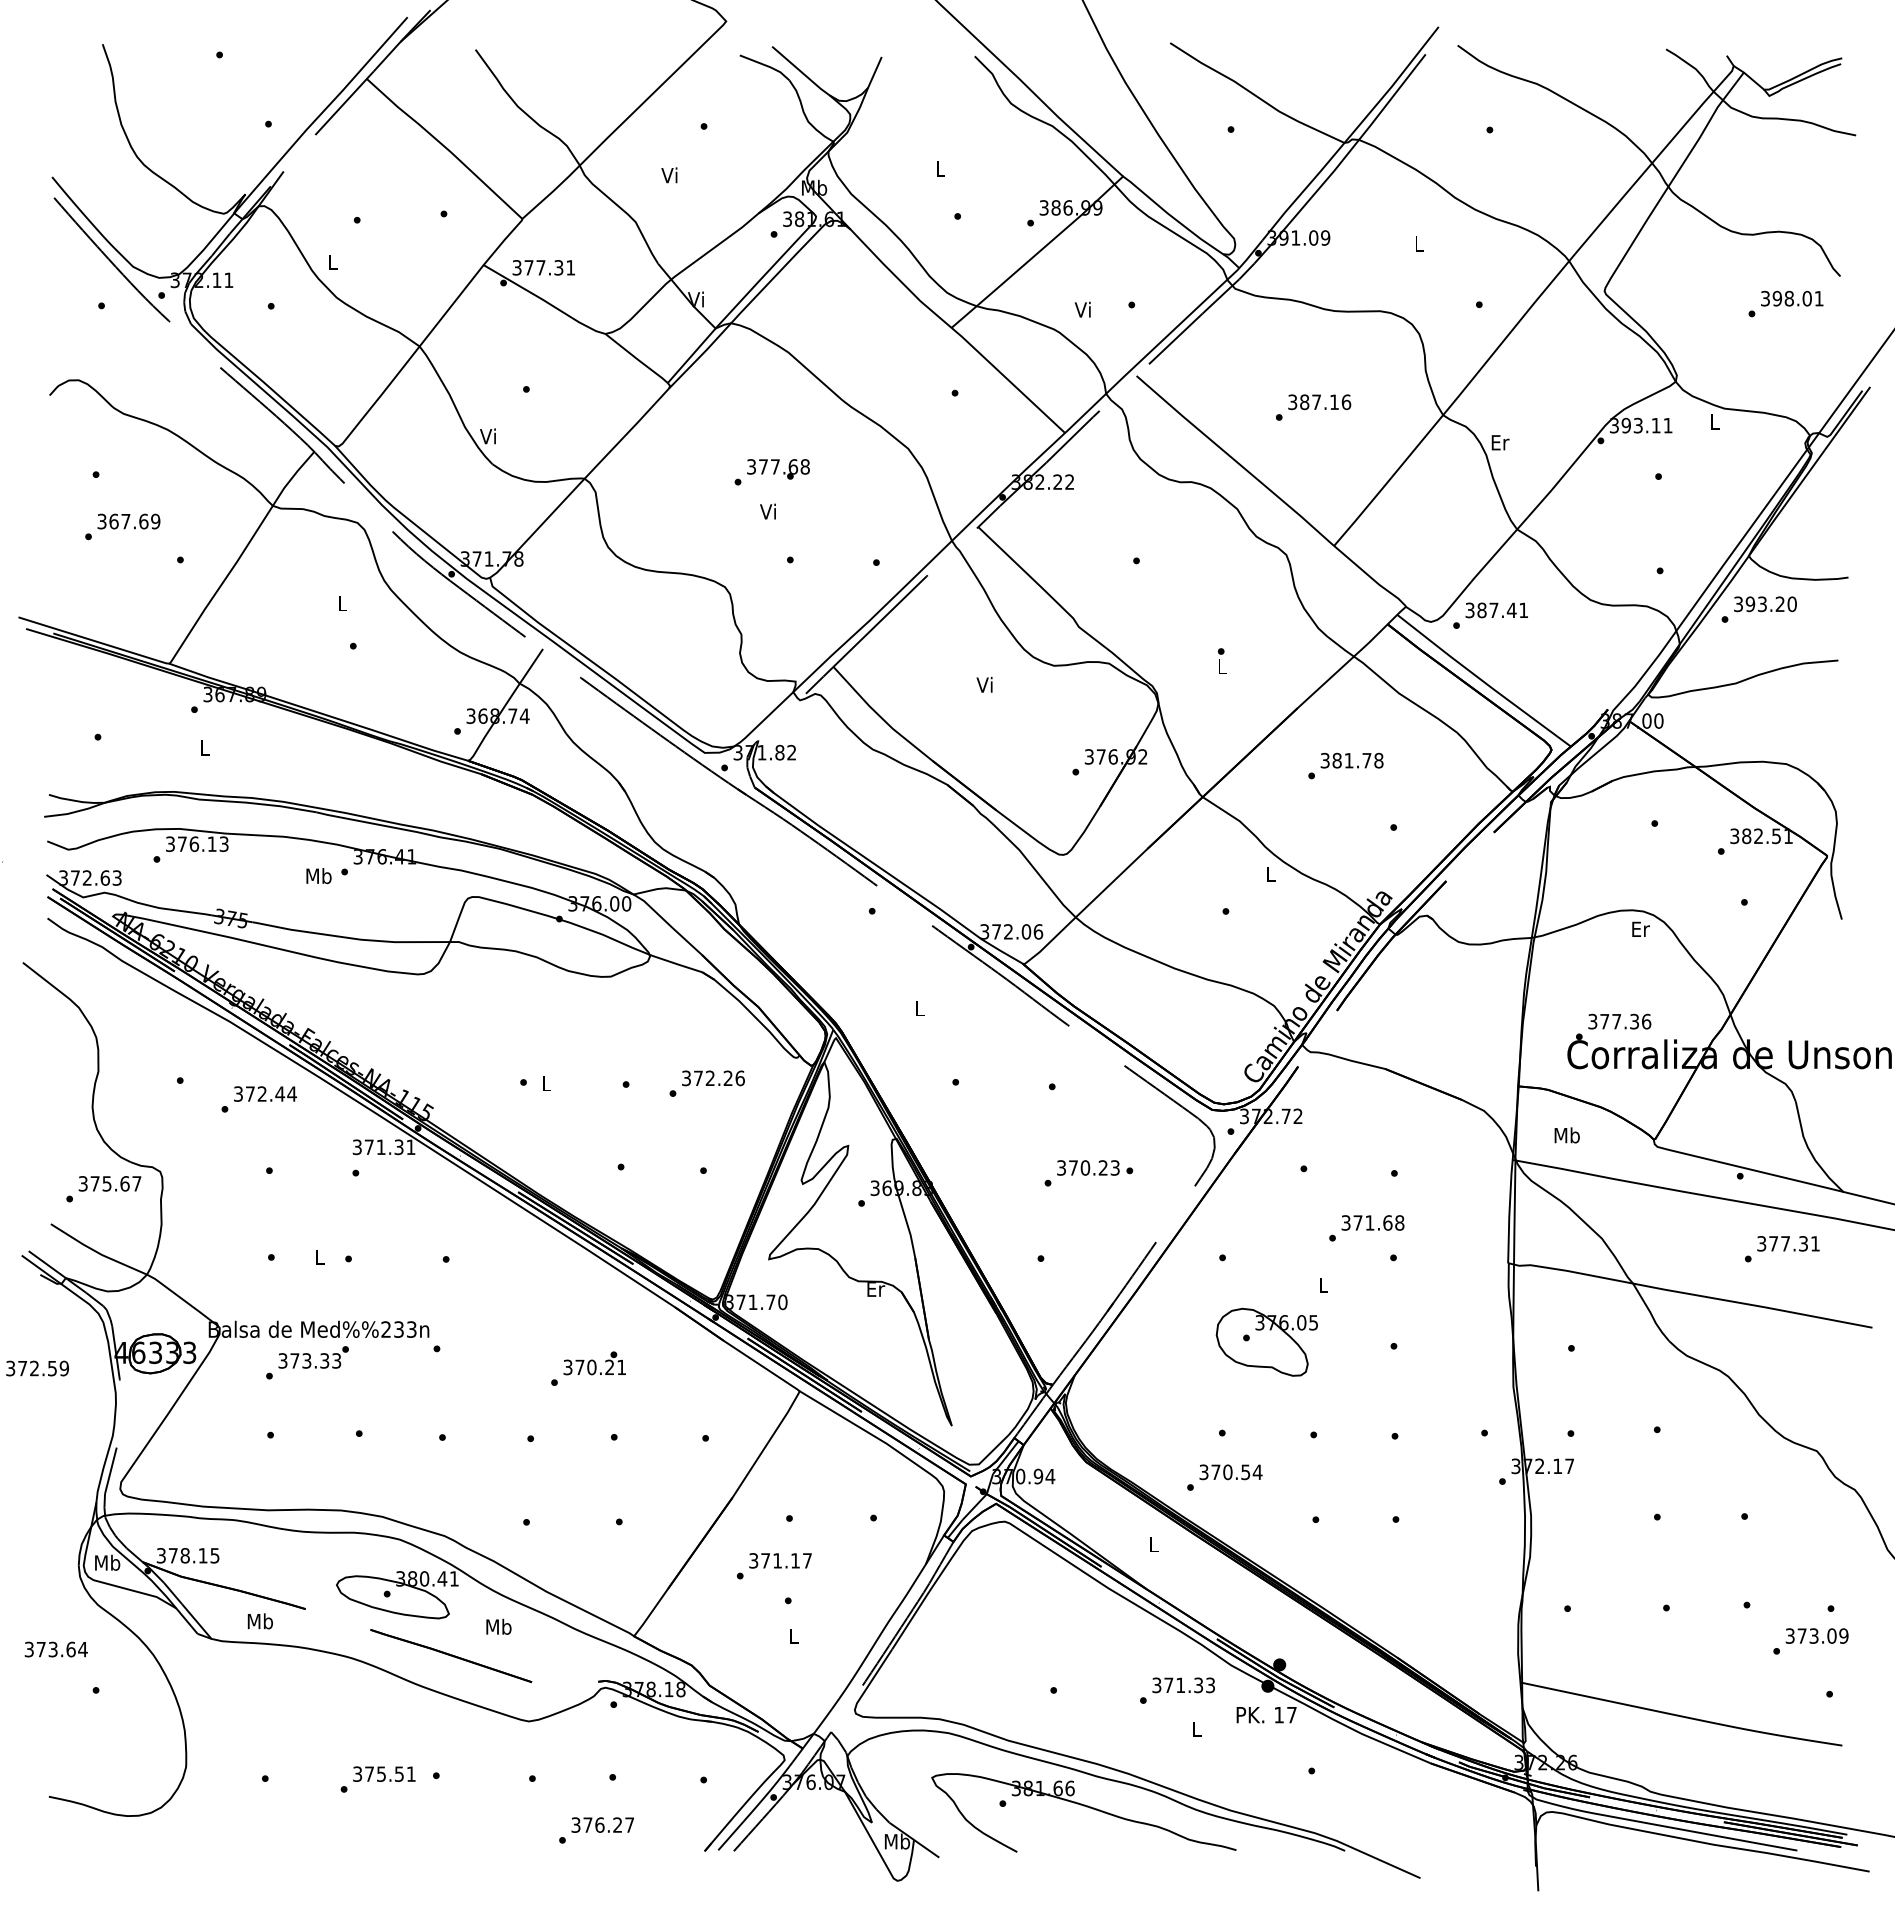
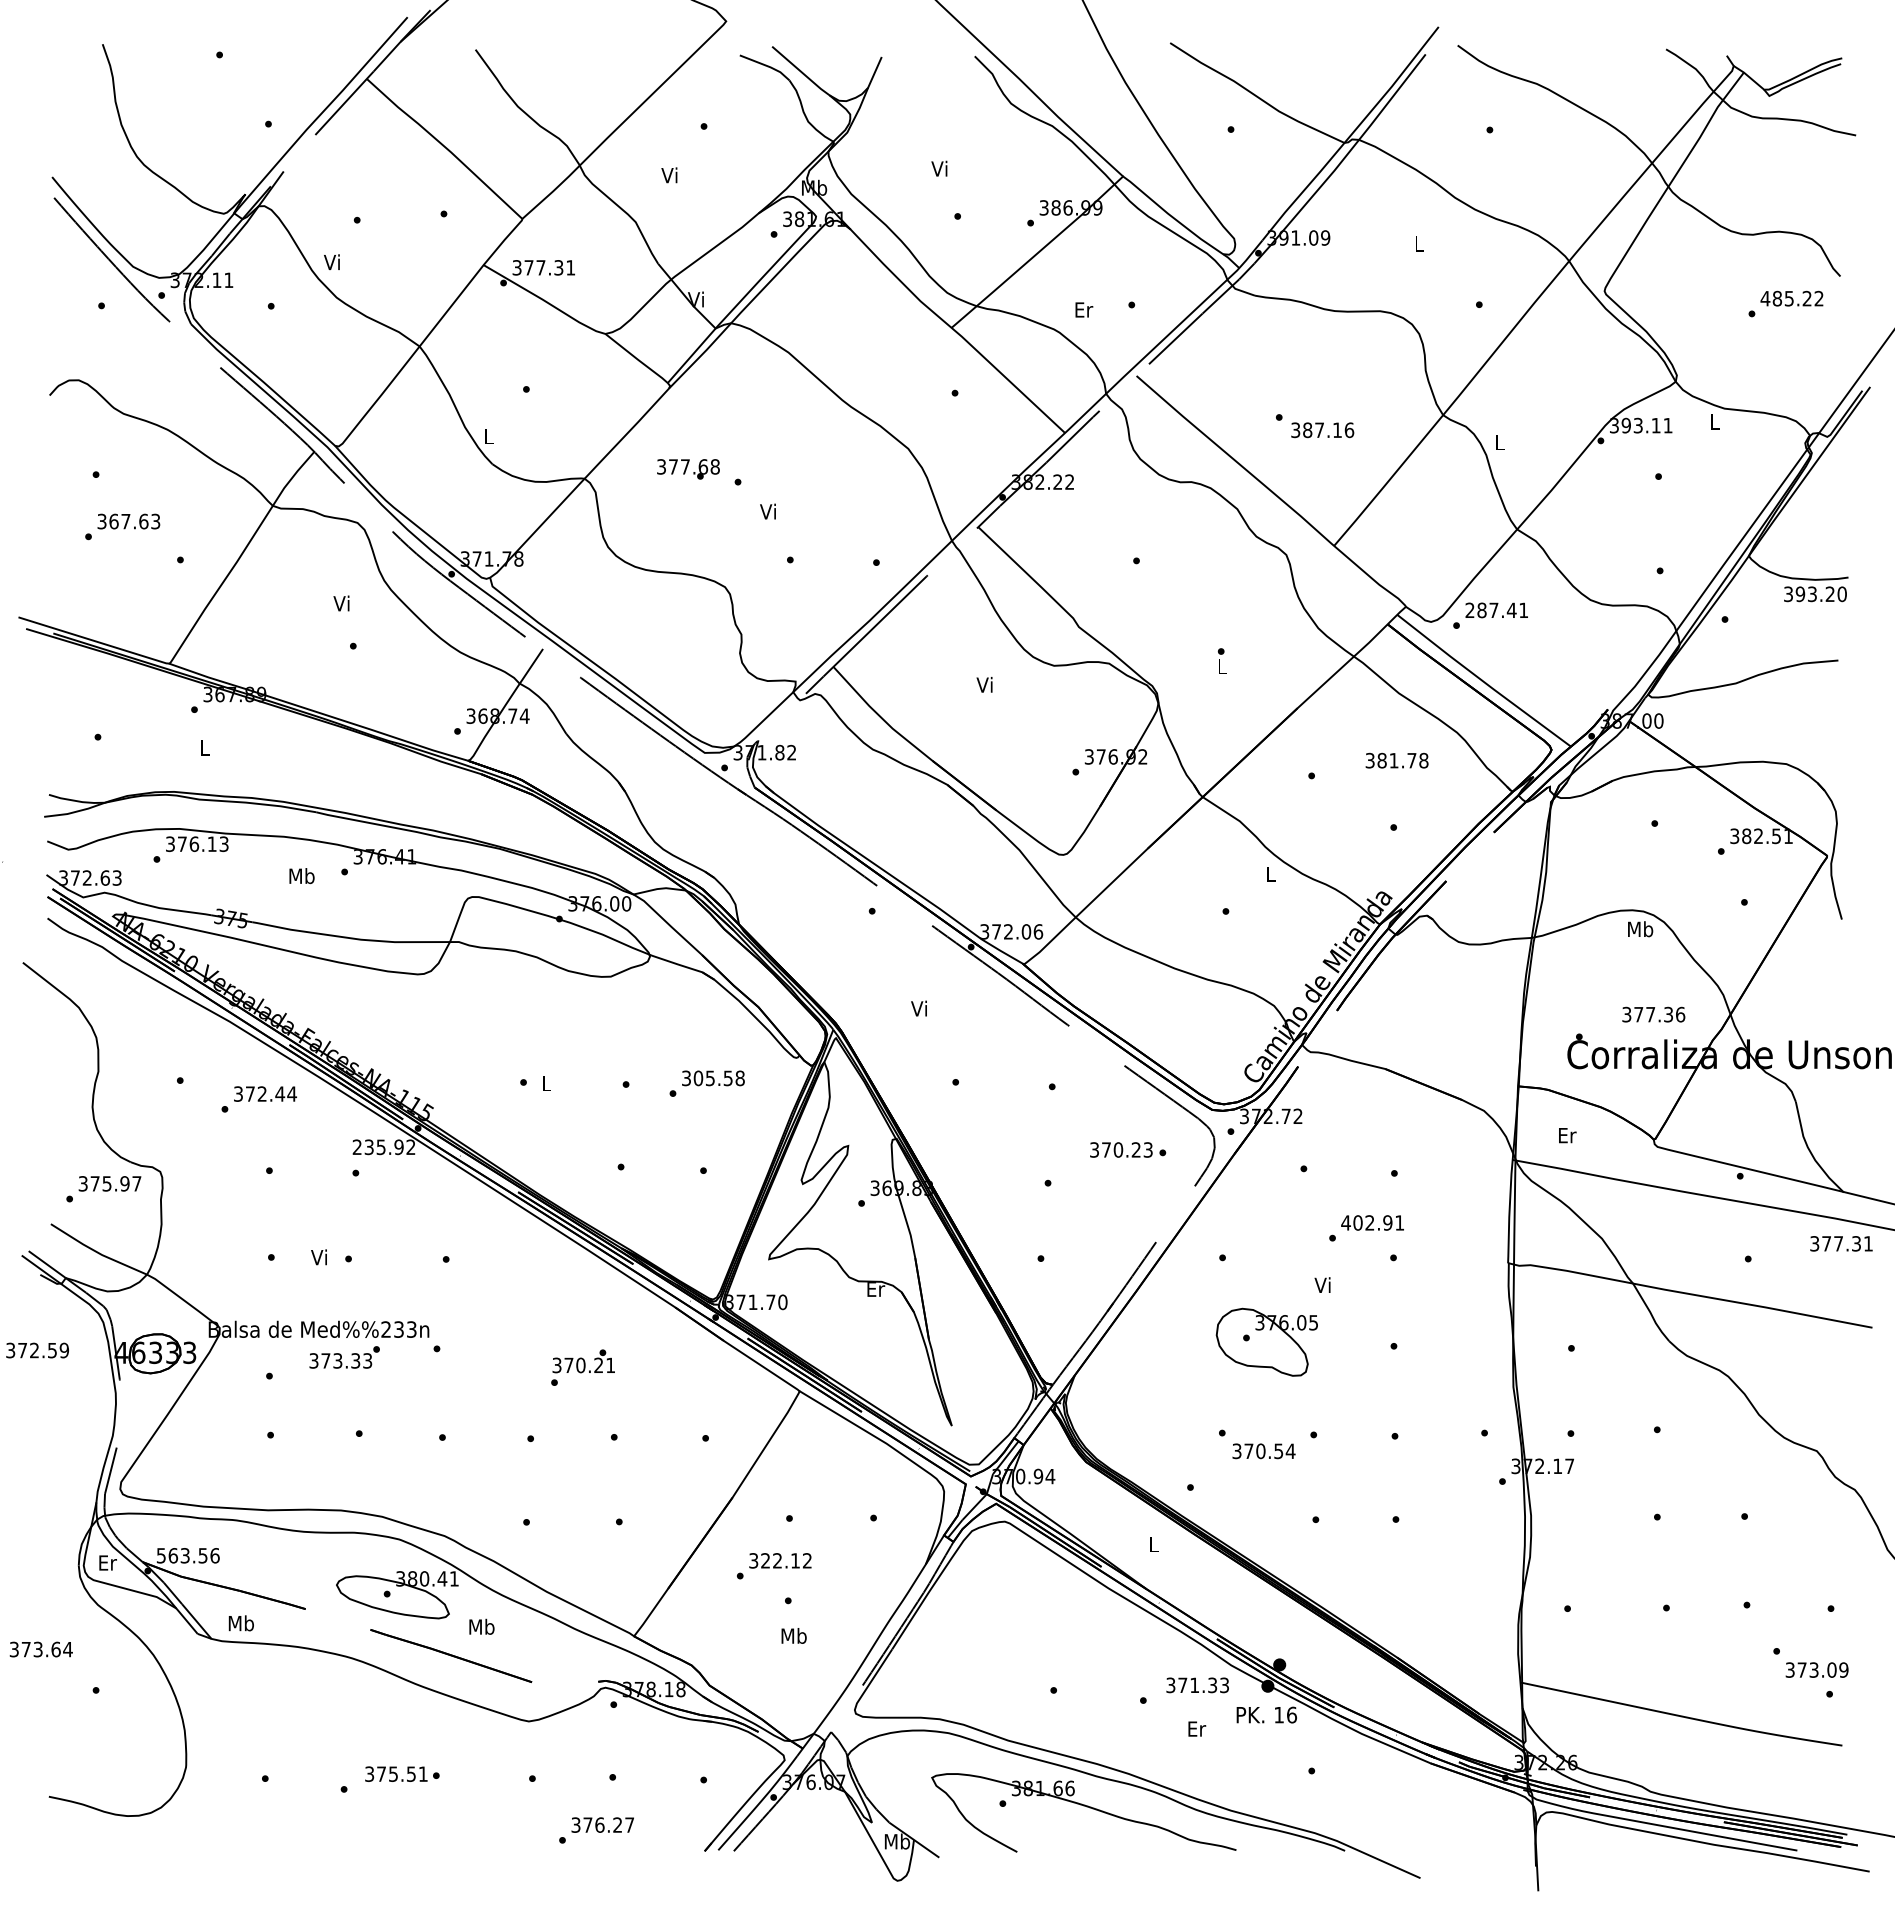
text: L -> Vi (939, 168)
text: L -> Vi (331, 262)
text: 398.01 -> 485.22 (1791, 298)
text: Vi -> Er (1083, 309)
text position: (1319, 402) -> (1322, 430) (1322, 430)
text: Vi -> L (487, 436)
text: Er -> L (1500, 442)
text position: (778, 469) -> (688, 469) (688, 469)
text: 367.69 -> 367.63 (155, 521)
text: L -> Vi (341, 603)
text position: (1765, 604) -> (1815, 594) (1815, 594)
text: 387.41 -> 287.41 (1469, 610)
text position: (1351, 760) -> (1396, 760) (1396, 760)
text position: (318, 876) -> (301, 876) (301, 876)
text: Er -> Mb (1640, 929)
text: L -> Vi (918, 1008)
text position: (1619, 1021) -> (1653, 1014) (1653, 1014)
text: 372.26 -> 305.58 (718, 1078)
text: Mb -> Er (1566, 1135)
text: 371.31 -> 235.92 (383, 1147)
text position: (1095, 1167) -> (1128, 1149) (1128, 1149)
text: 375.67 -> 375.97 (124, 1183)
text: 371.68 -> 402.91 (1372, 1222)
text position: (1788, 1243) -> (1841, 1243) (1841, 1243)
text: L -> Vi (318, 1257)
text: L -> Vi (1322, 1284)
text position: (313, 1357) -> (344, 1357) (344, 1357)
text position: (594, 1363) -> (583, 1361) (583, 1361)
text position: (37, 1368) -> (37, 1350) (37, 1350)
text position: (1230, 1472) -> (1263, 1451) (1263, 1451)
text: 378.15 -> 563.56 (188, 1555)
text: 371.17 -> 322.12 (786, 1560)
text: Mb -> Er (107, 1562)
text position: (259, 1621) -> (240, 1623) (240, 1623)
text position: (498, 1626) -> (481, 1626) (481, 1626)
text: L -> Mb (793, 1635)
text position: (1816, 1635) -> (1816, 1669) (1816, 1669)
text position: (55, 1649) -> (40, 1649) (40, 1649)
text position: (1183, 1685) -> (1197, 1685) (1197, 1685)
text: 17 -> 16 (1292, 1714)
text: L -> Er (1197, 1728)
text position: (384, 1773) -> (396, 1773) (396, 1773)
